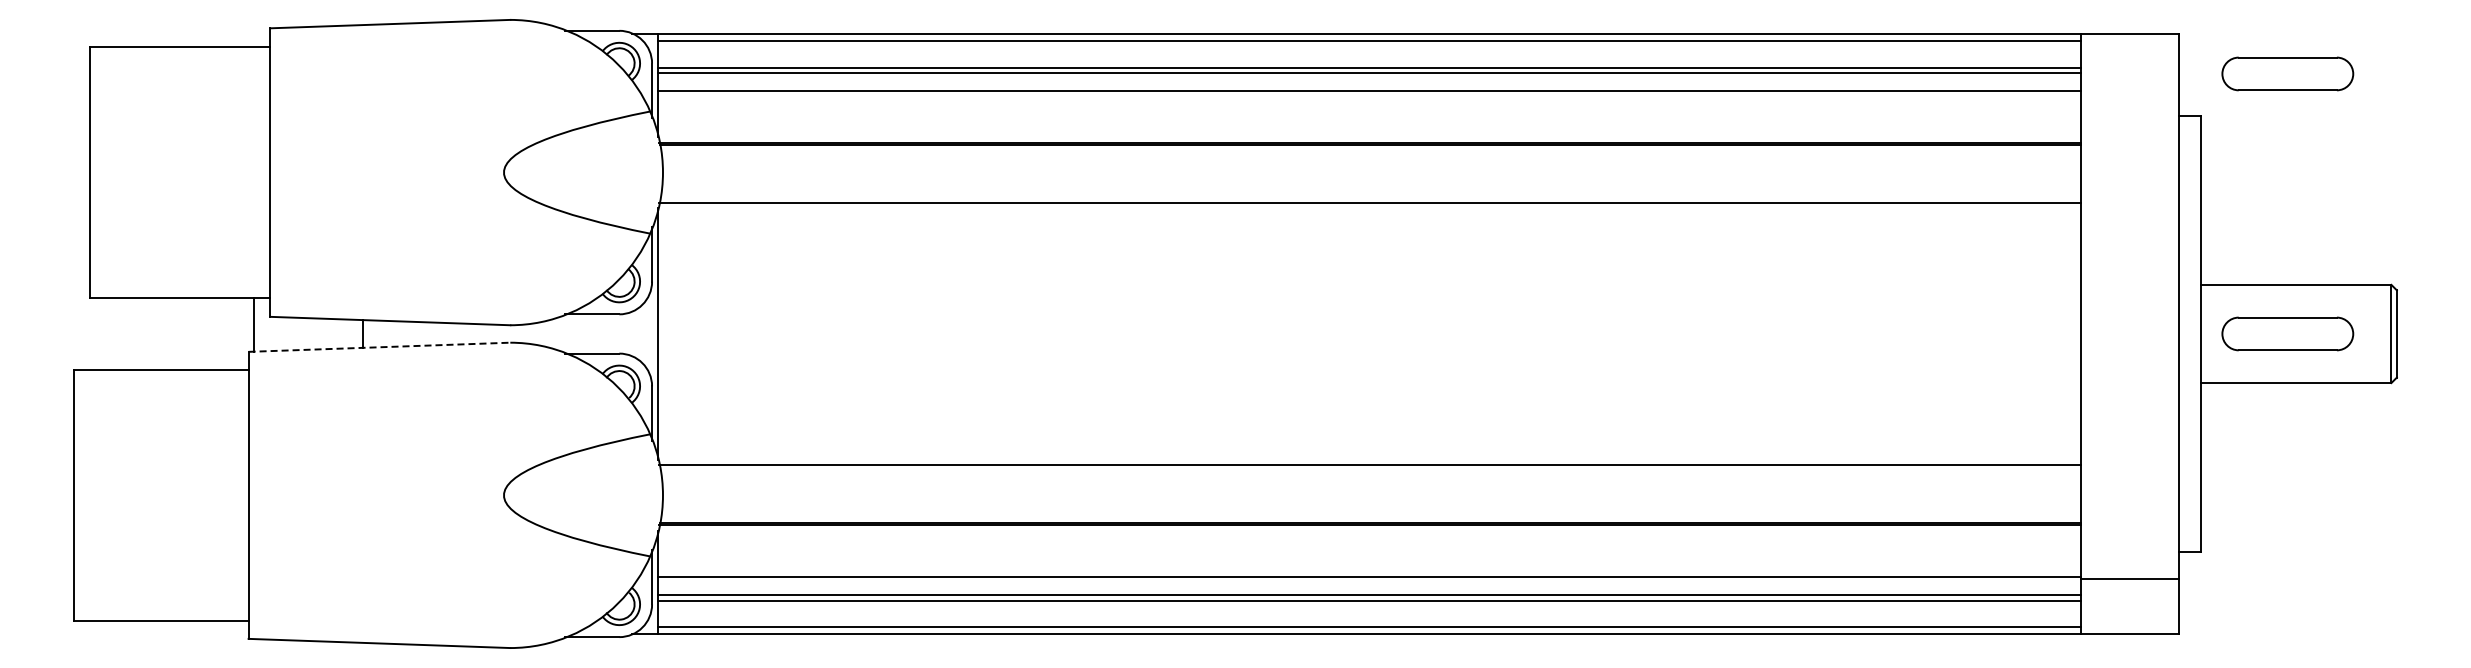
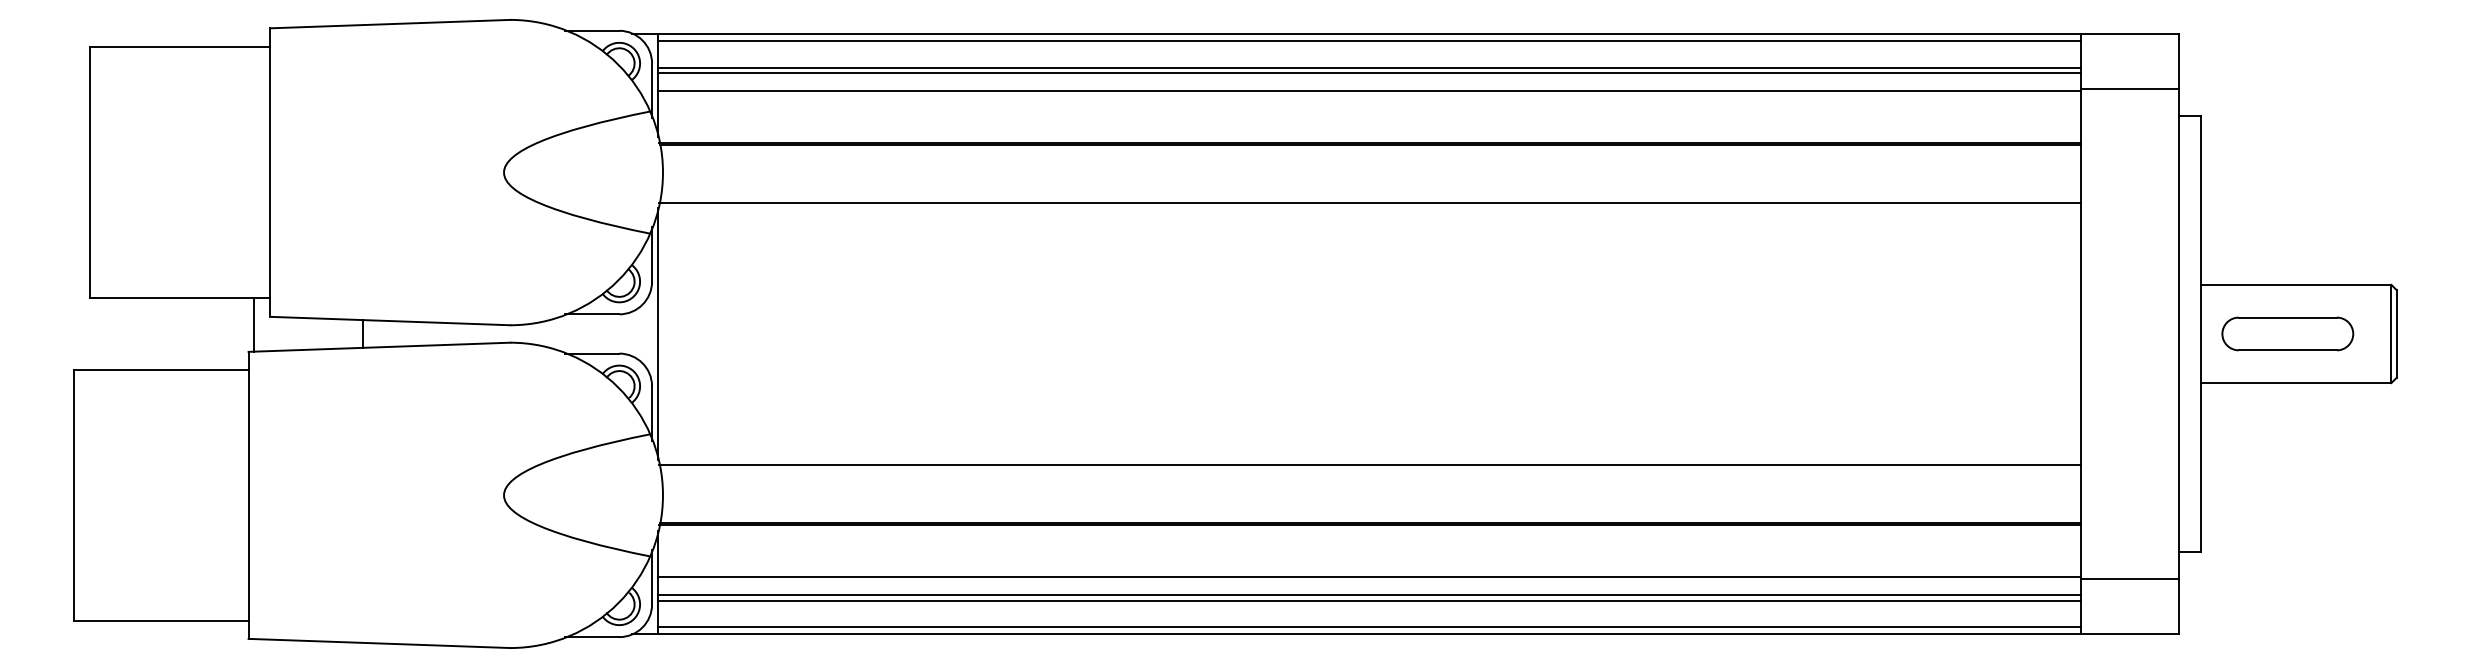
part: present -> none (2287, 73)
line: none -> present (2129, 88)
line: dashed -> solid (379, 347)
